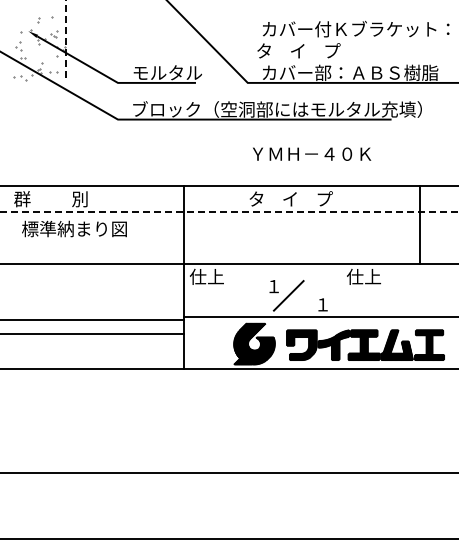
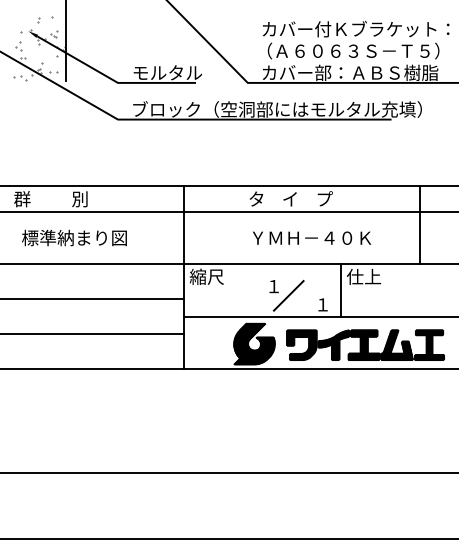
line: dashed -> solid (65, 41)
text: タ    イ    プ -> （Ａ６０６３Ｓ－Ｔ５） (348, 50)
text position: (312, 153) -> (312, 237) (312, 237)
line: dashed -> solid (230, 212)
text position: (74, 228) -> (74, 237) (74, 237)
text: 仕上 -> 縮尺 (206, 276)
line: none -> present (341, 290)
line position: (93, 320) -> (93, 299) (93, 299)
